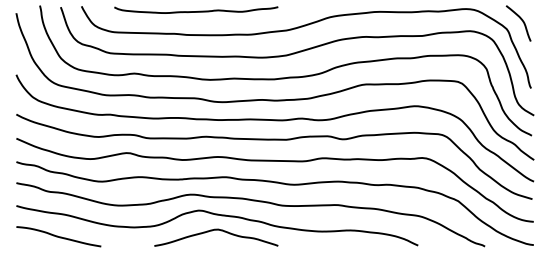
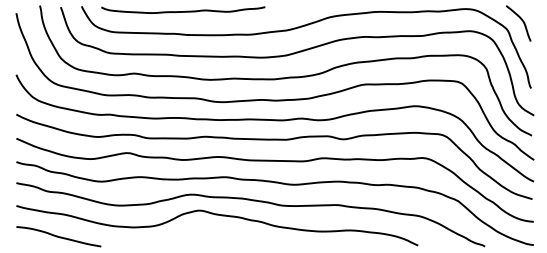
curve position: (196, 11) -> (183, 11) (183, 11)
curve: present -> none (216, 230)
